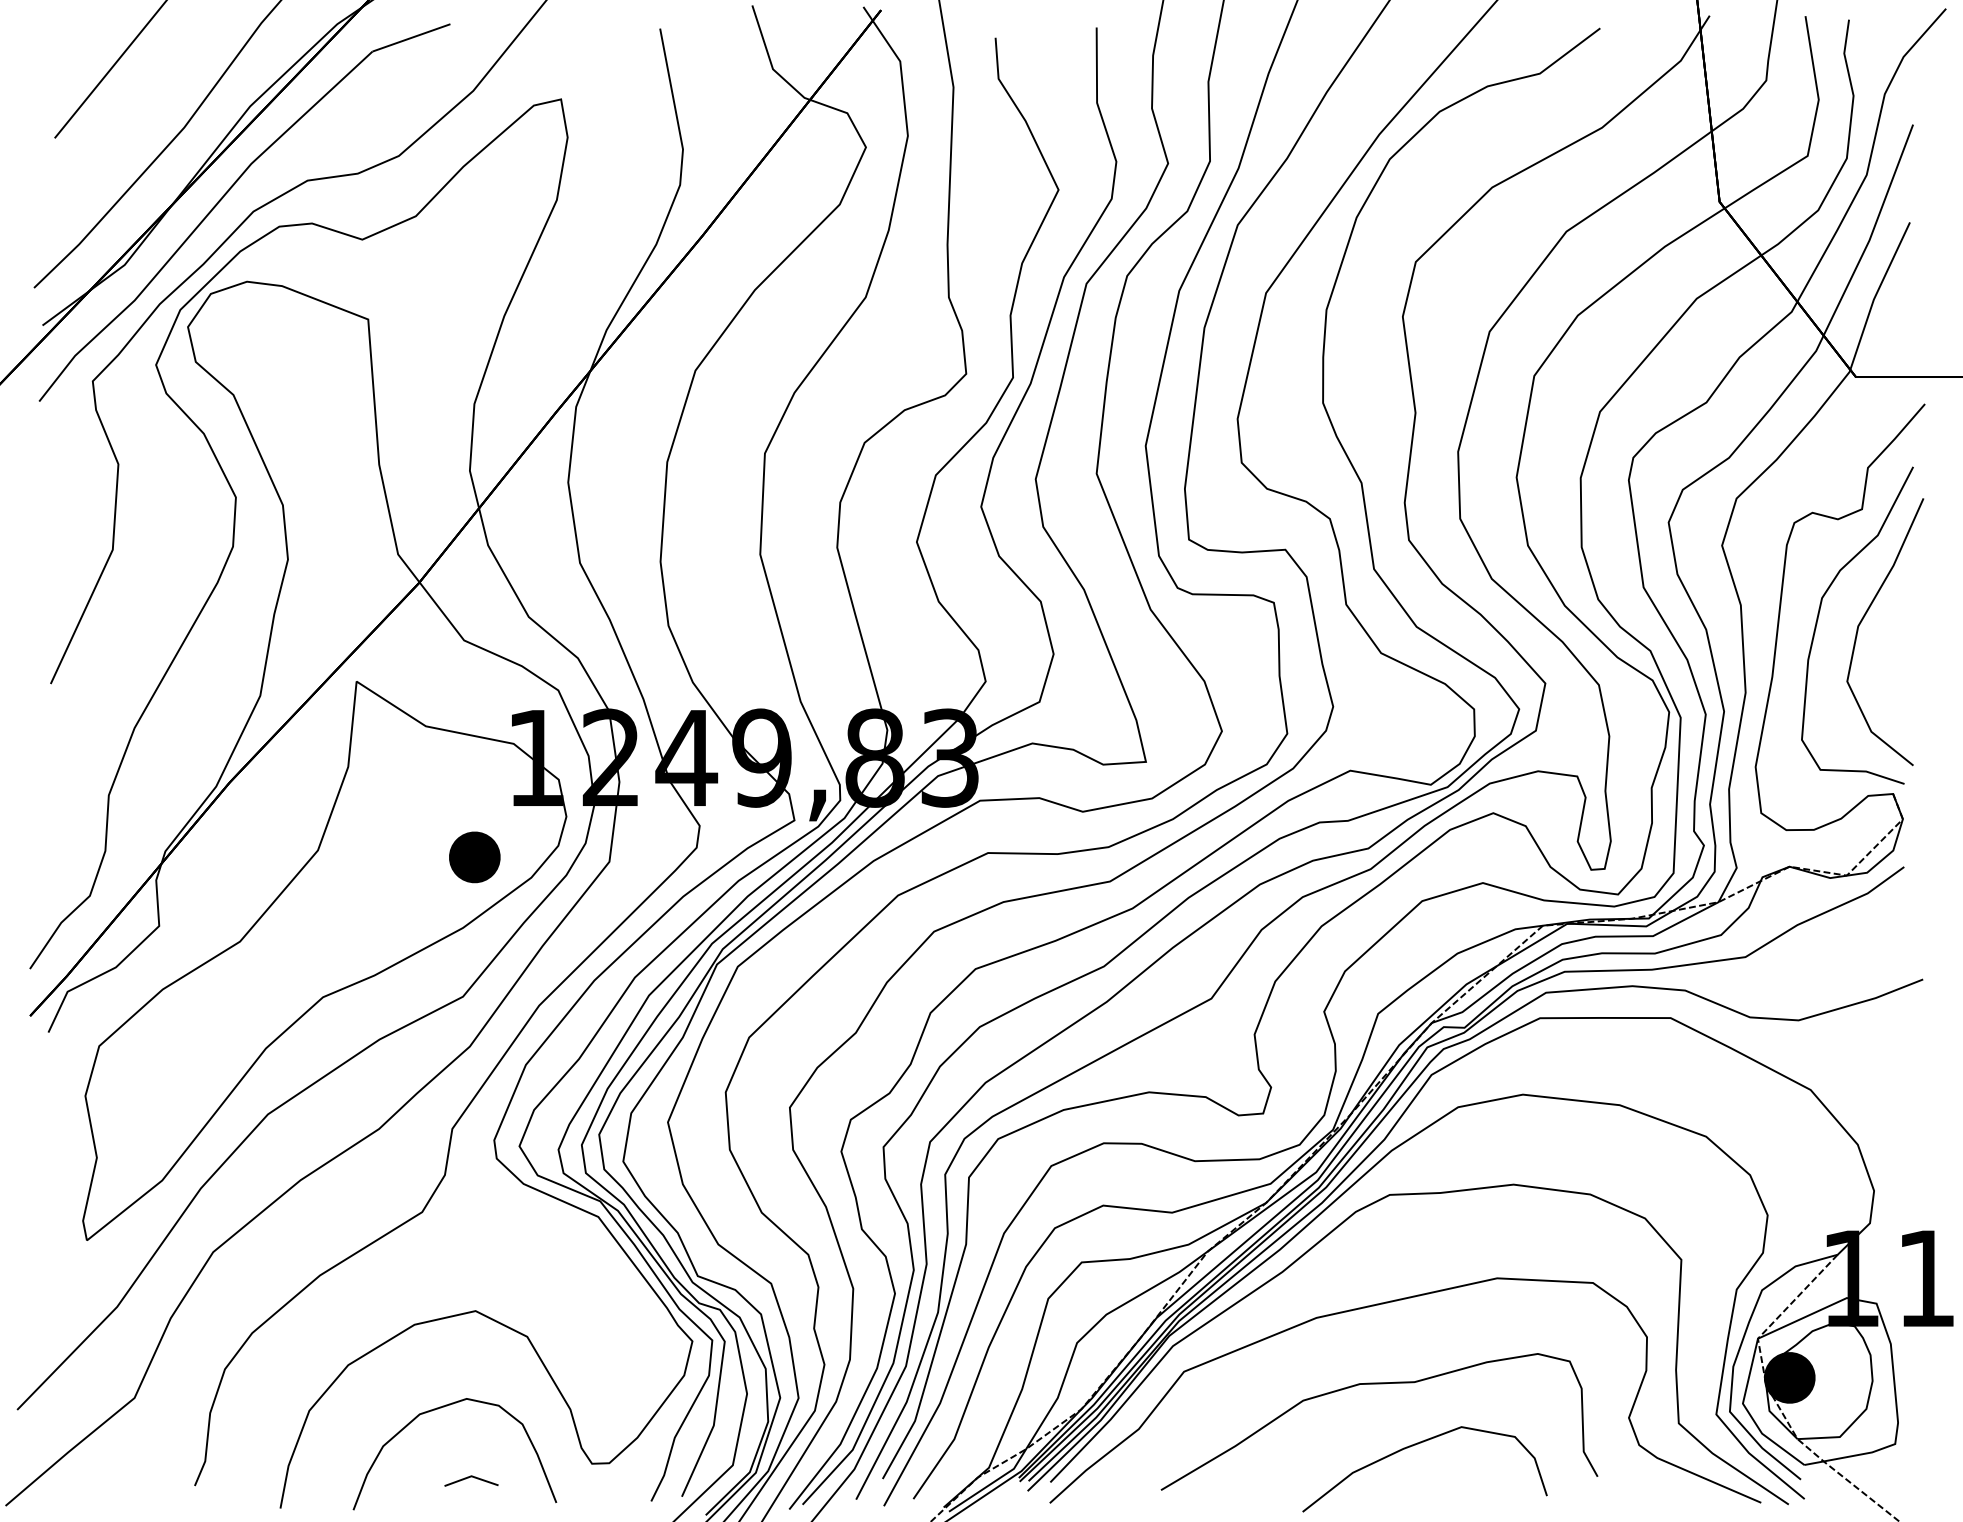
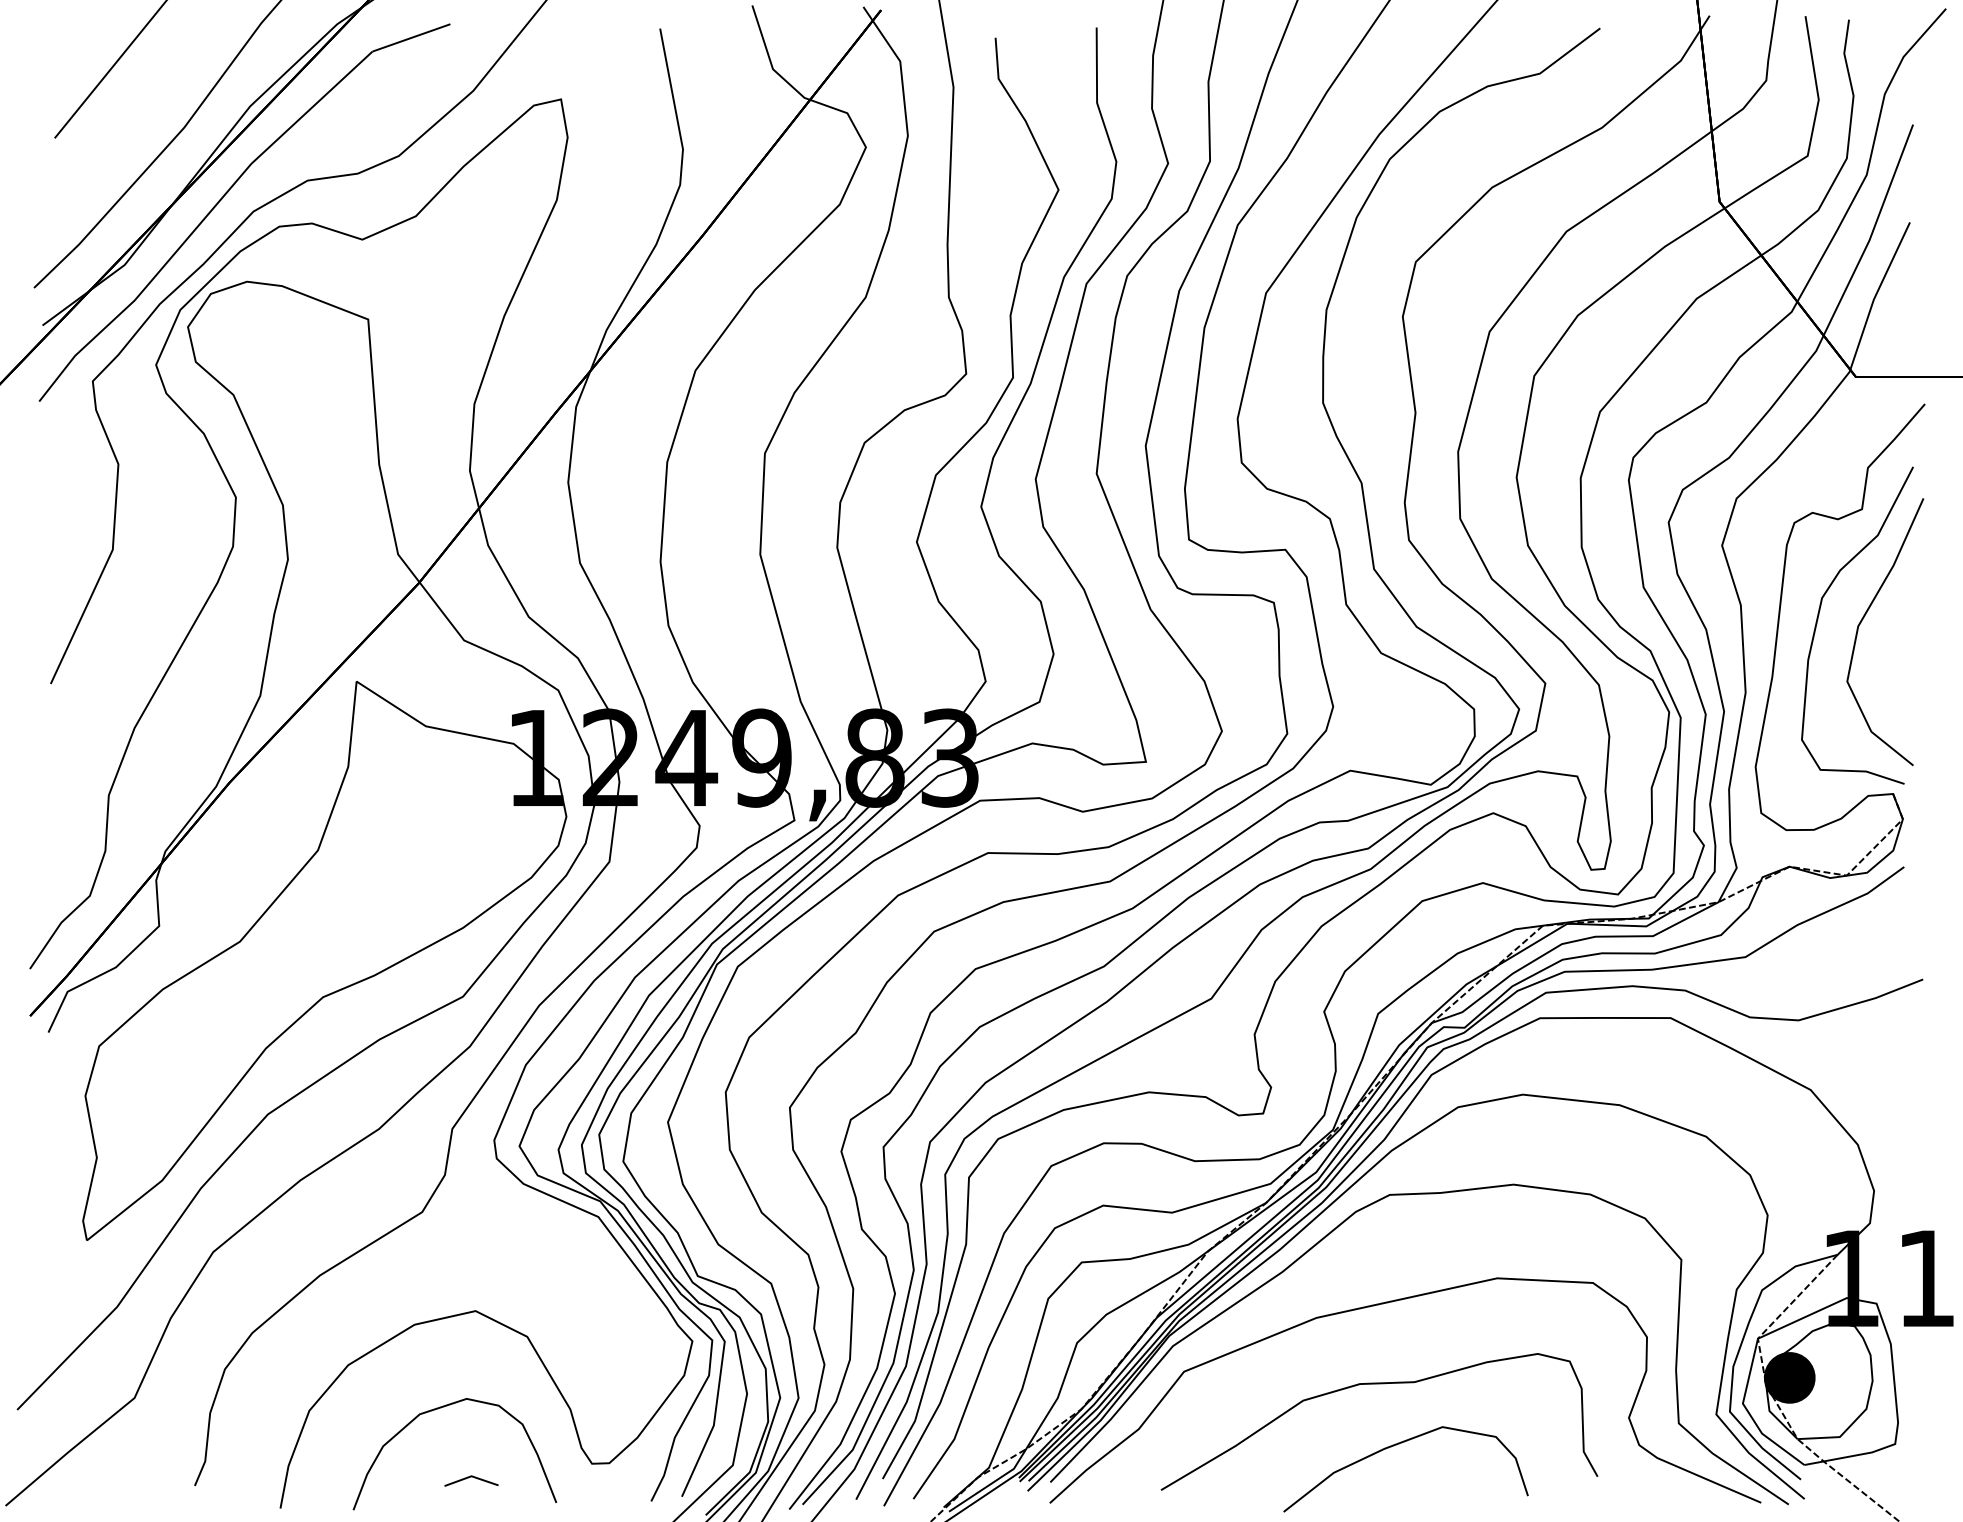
part: present -> none (474, 857)
part position: (1413, 1446) -> (1394, 1446) (1394, 1446)
